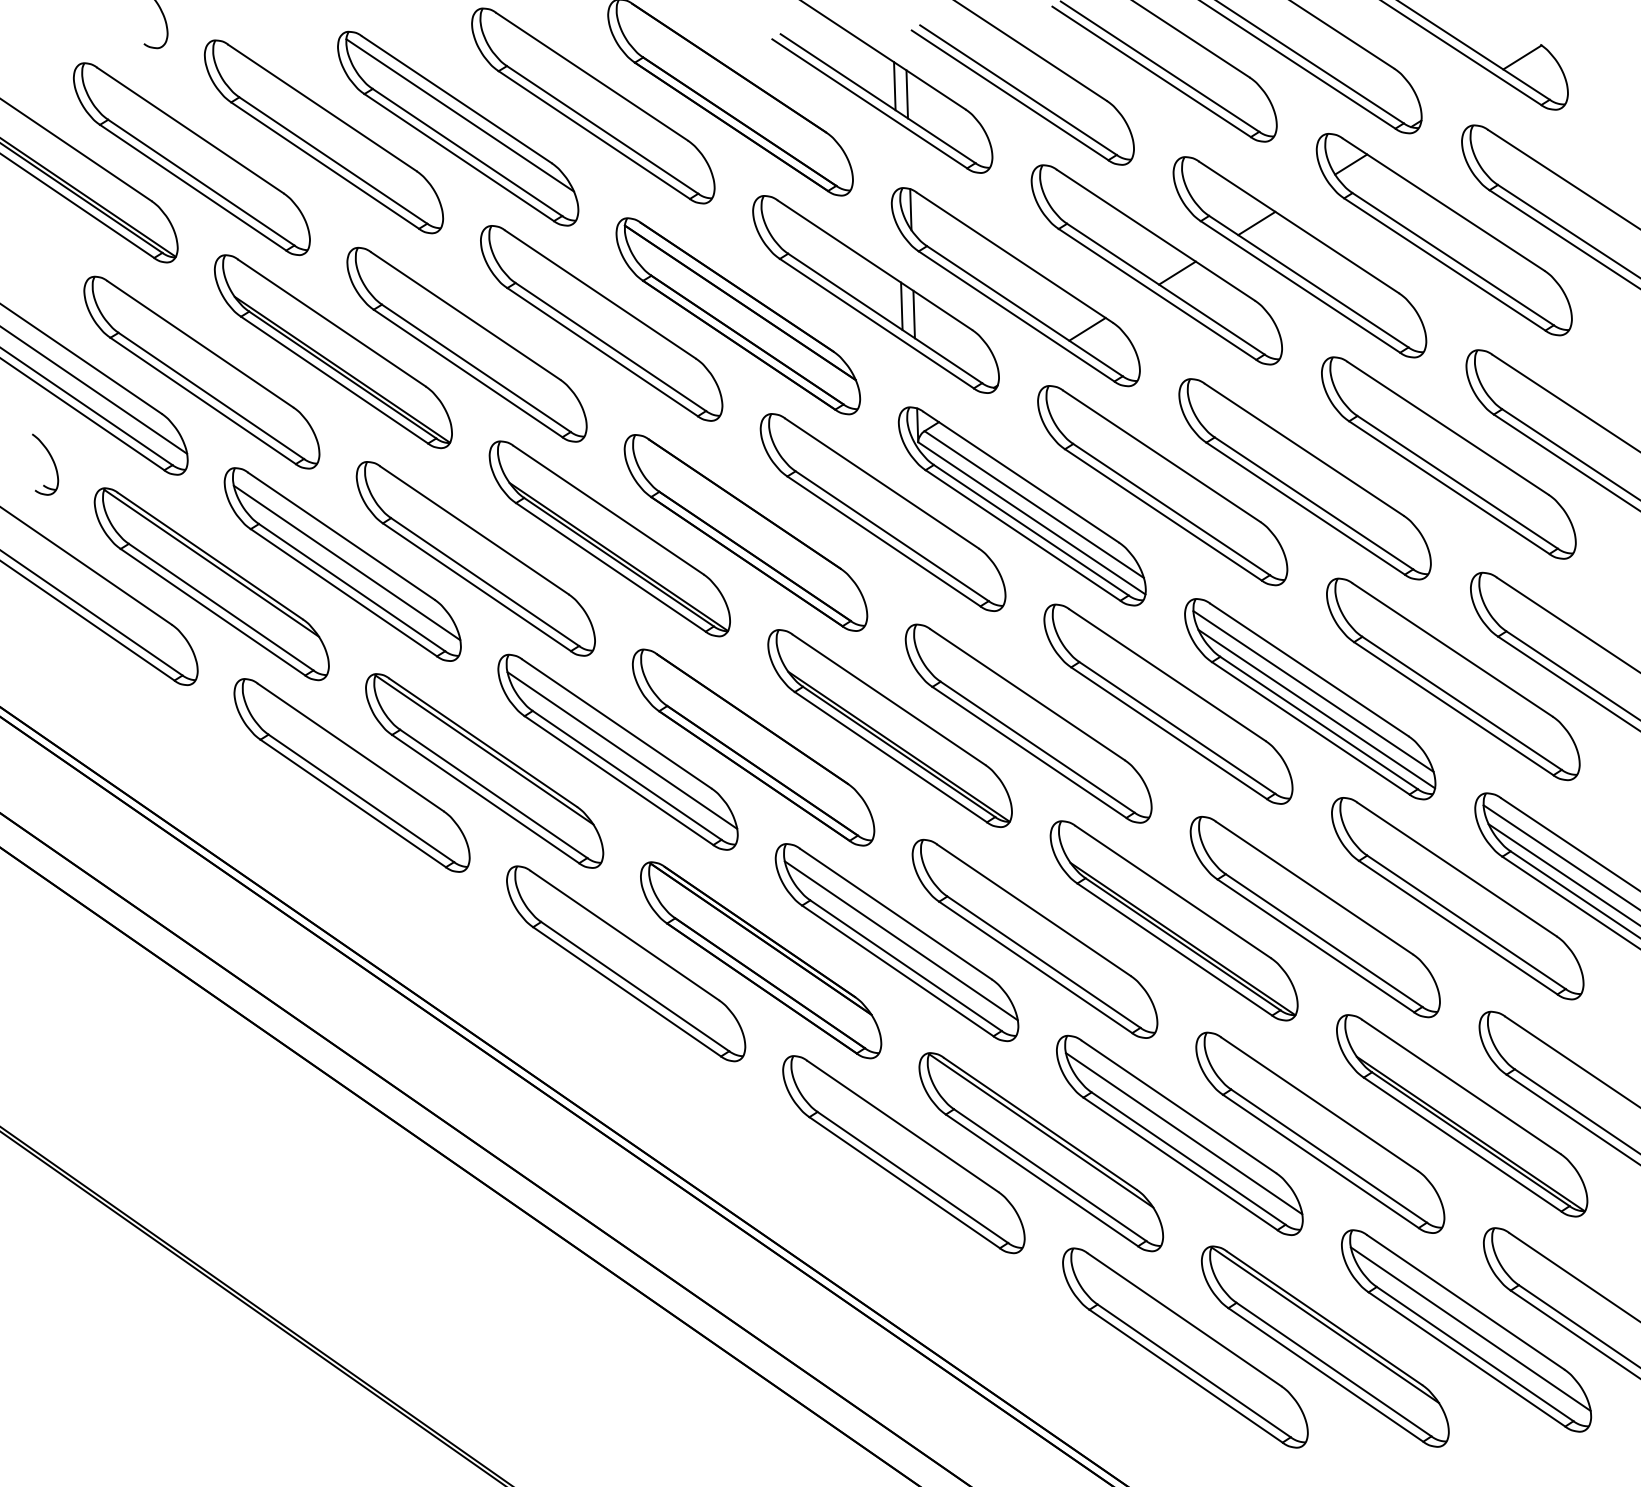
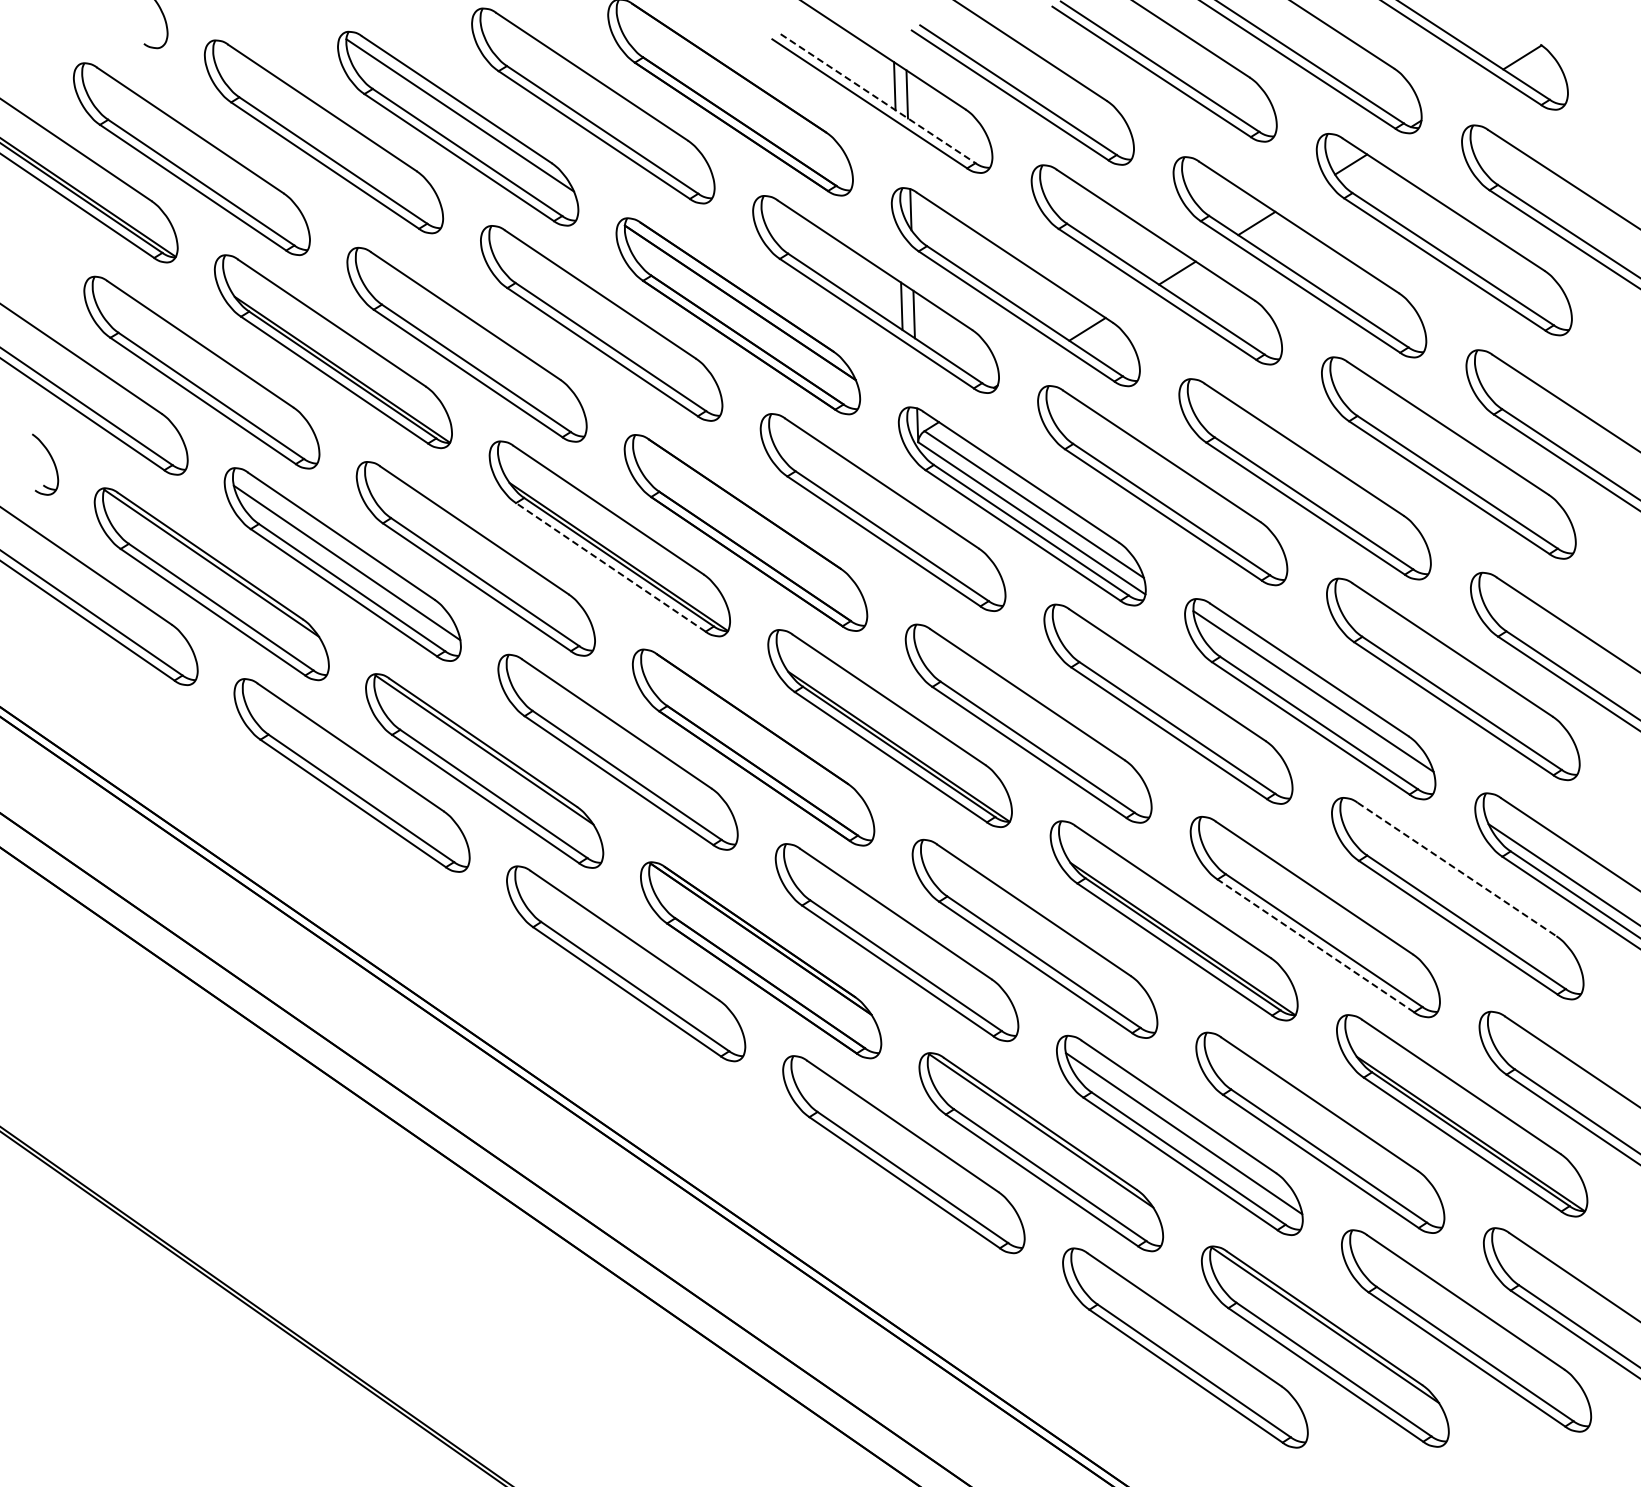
line: solid -> dashed (878, 98)
line: present -> none (94, 390)
line: solid -> dashed (610, 567)
line: present -> none (1316, 708)
line: present -> none (622, 750)
line: present -> none (1560, 856)
line: solid -> dashed (1457, 869)
line: present -> none (900, 940)
line: solid -> dashed (1315, 945)
line: present -> none (1470, 1328)
